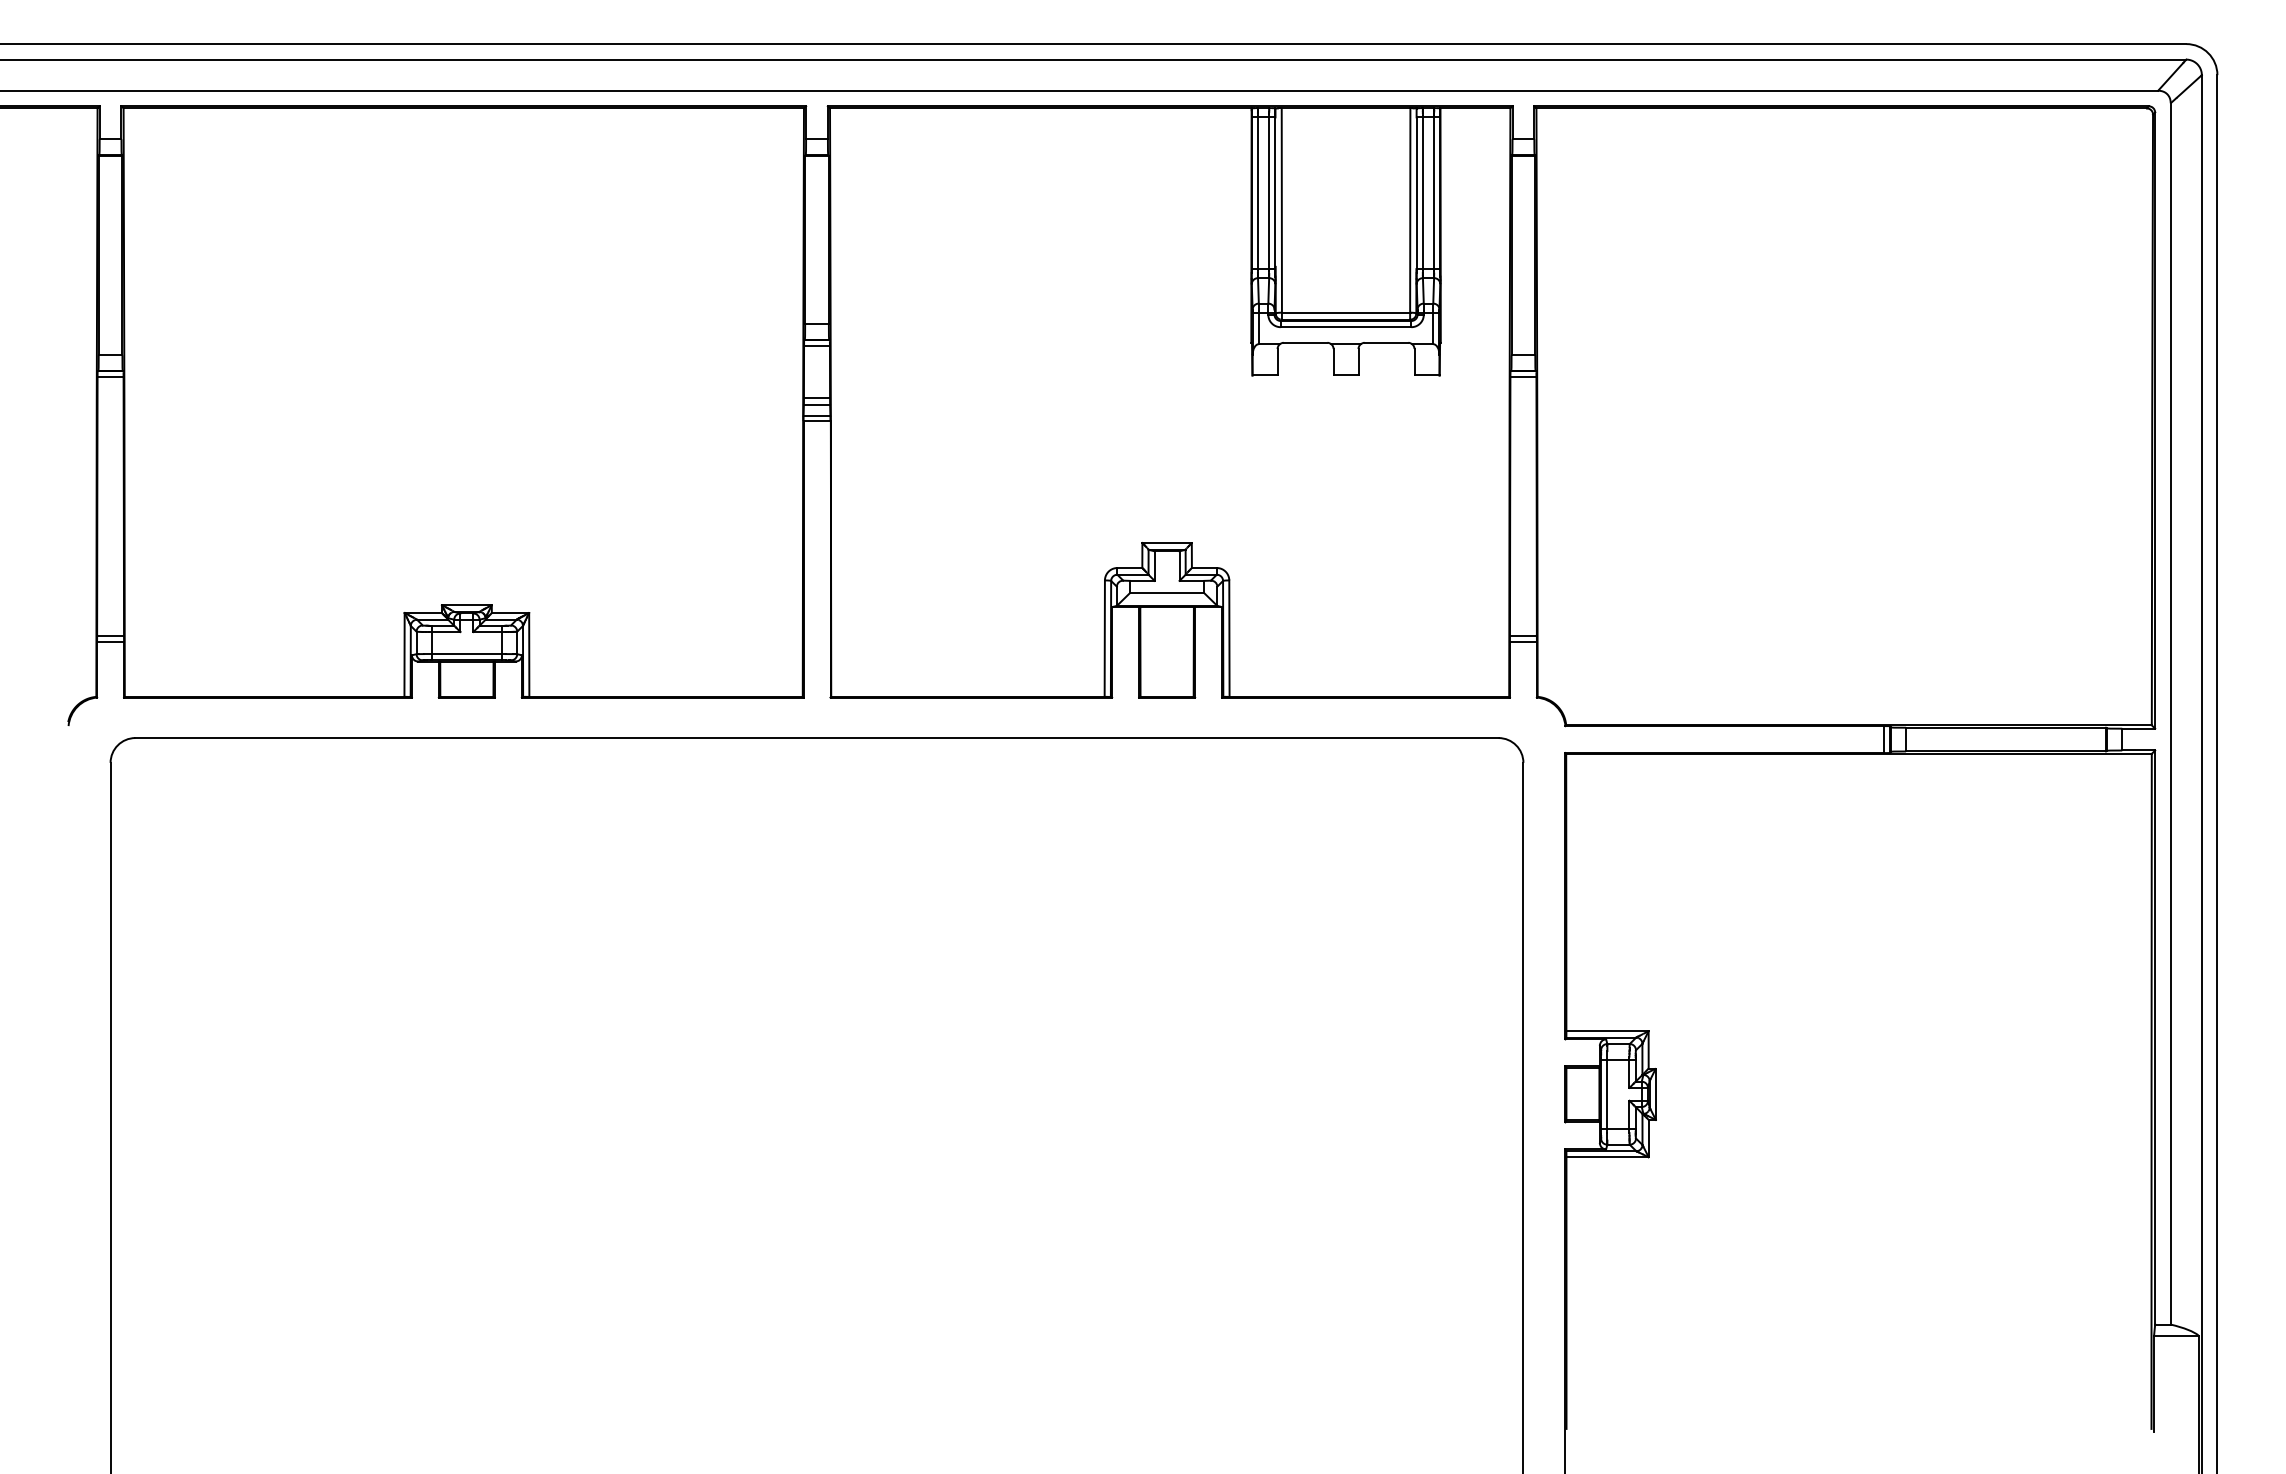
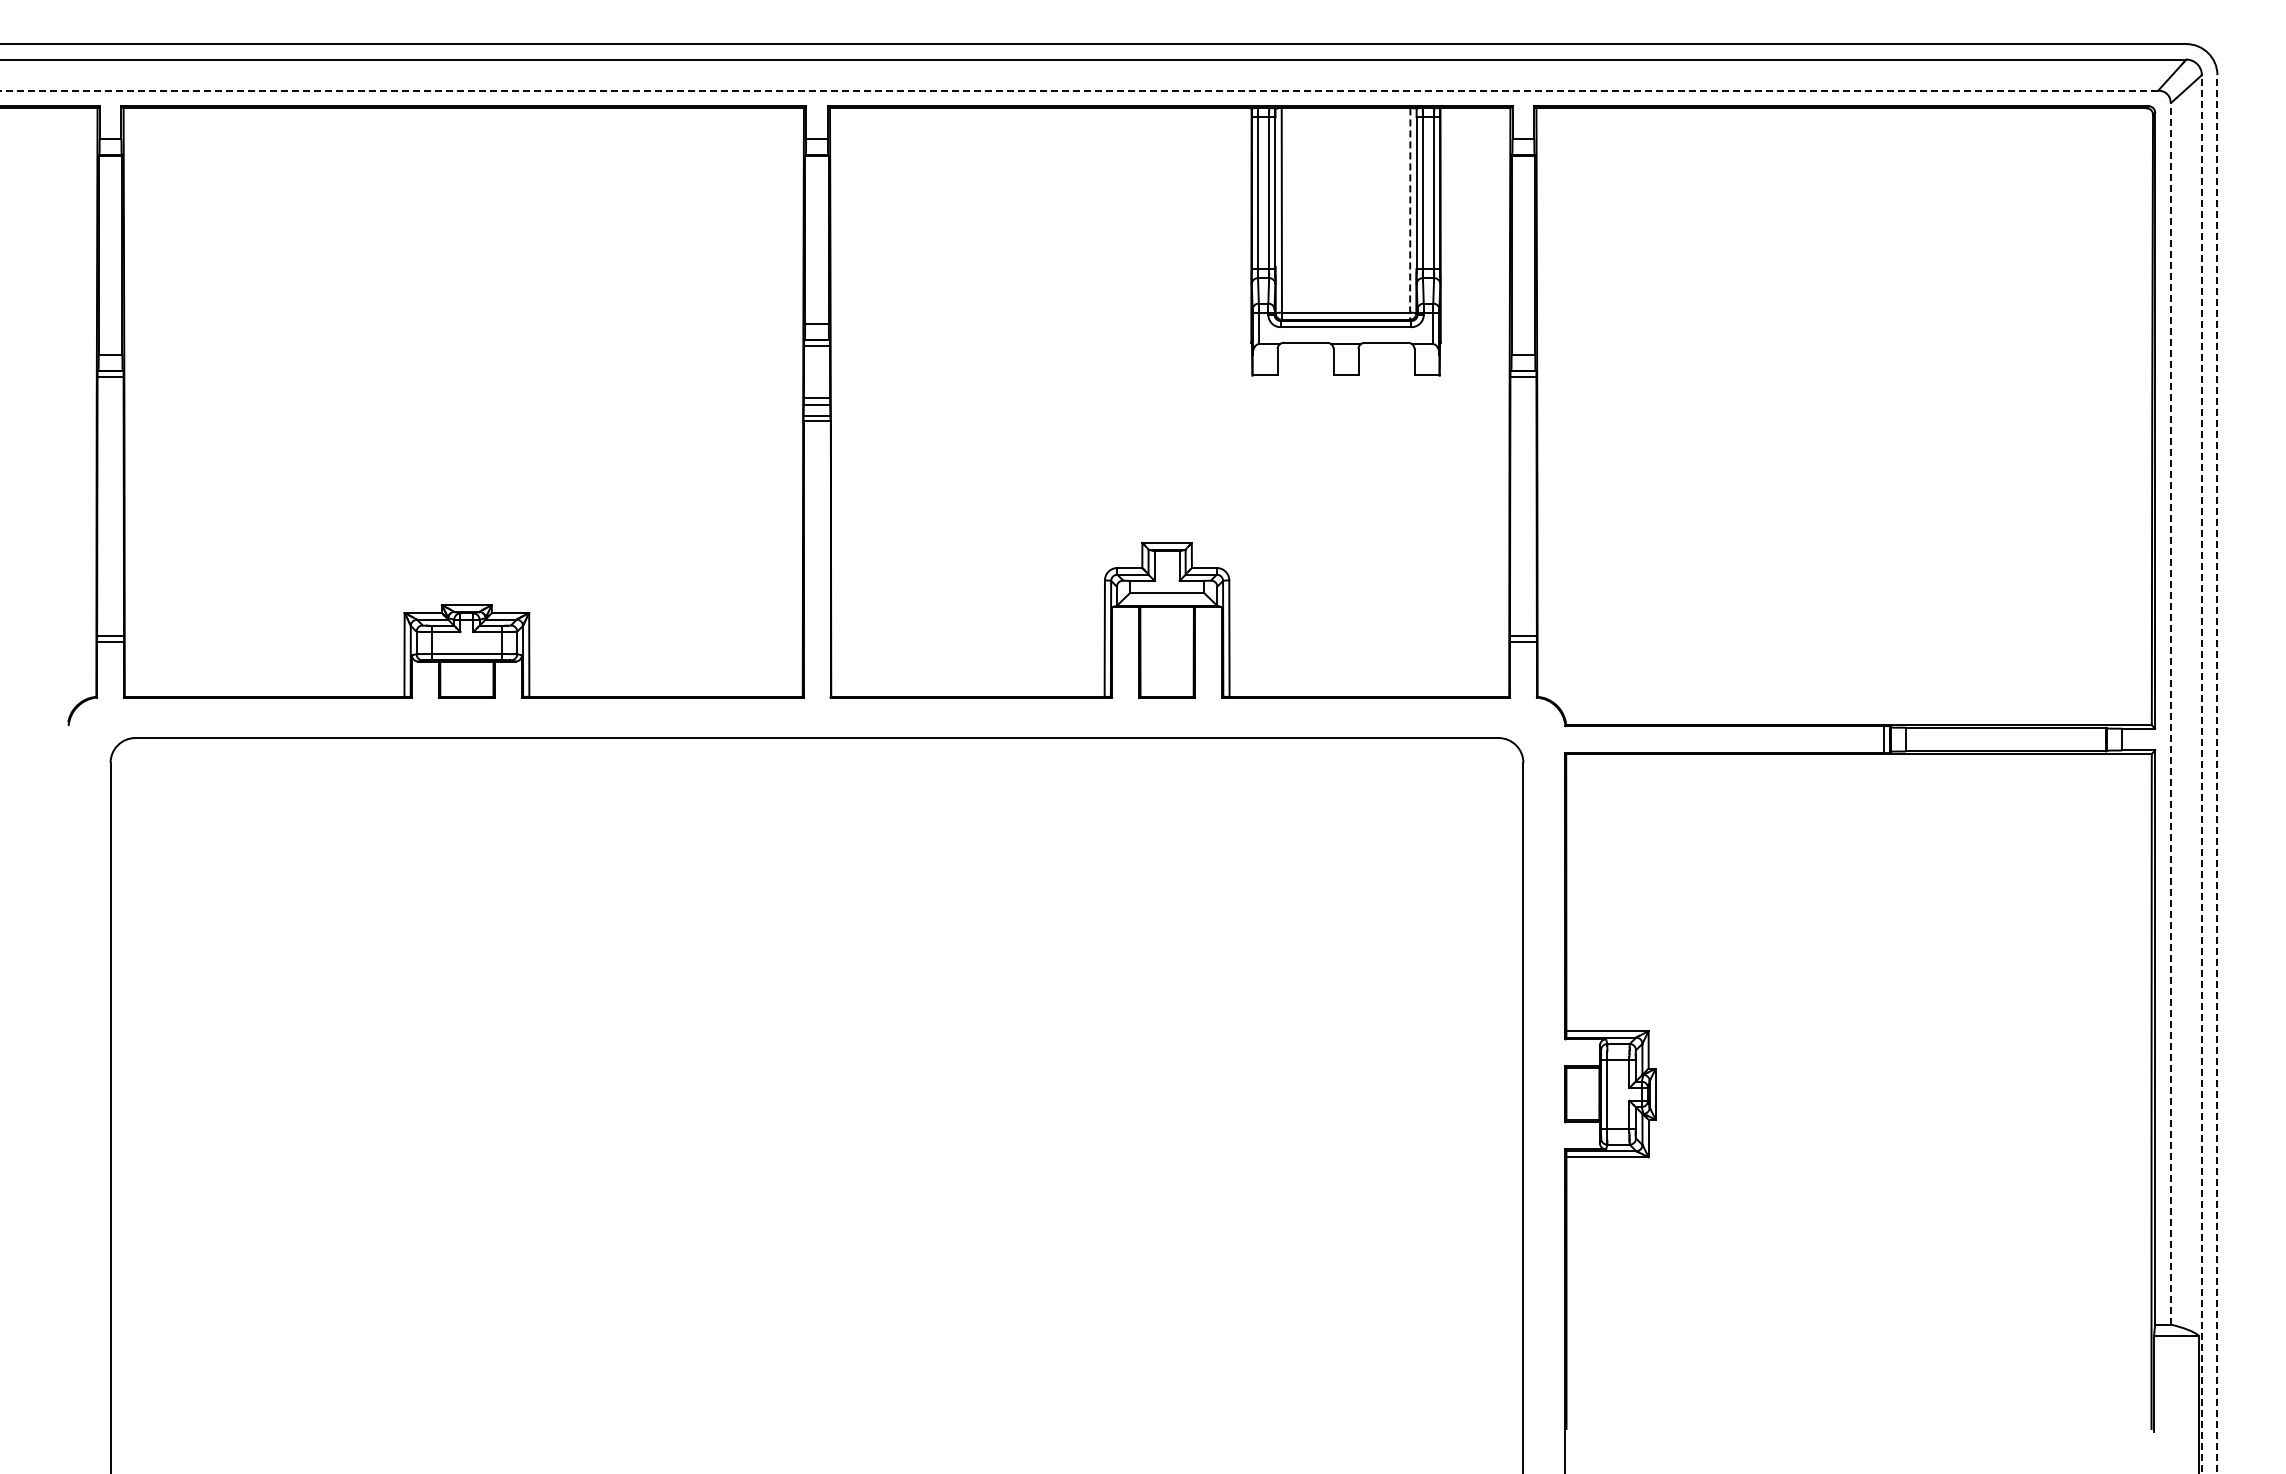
line: solid -> dashed (1078, 90)
line: solid -> dashed (1410, 214)
line: solid -> dashed (2170, 713)
line: solid -> dashed (2201, 774)
line: solid -> dashed (2217, 774)
